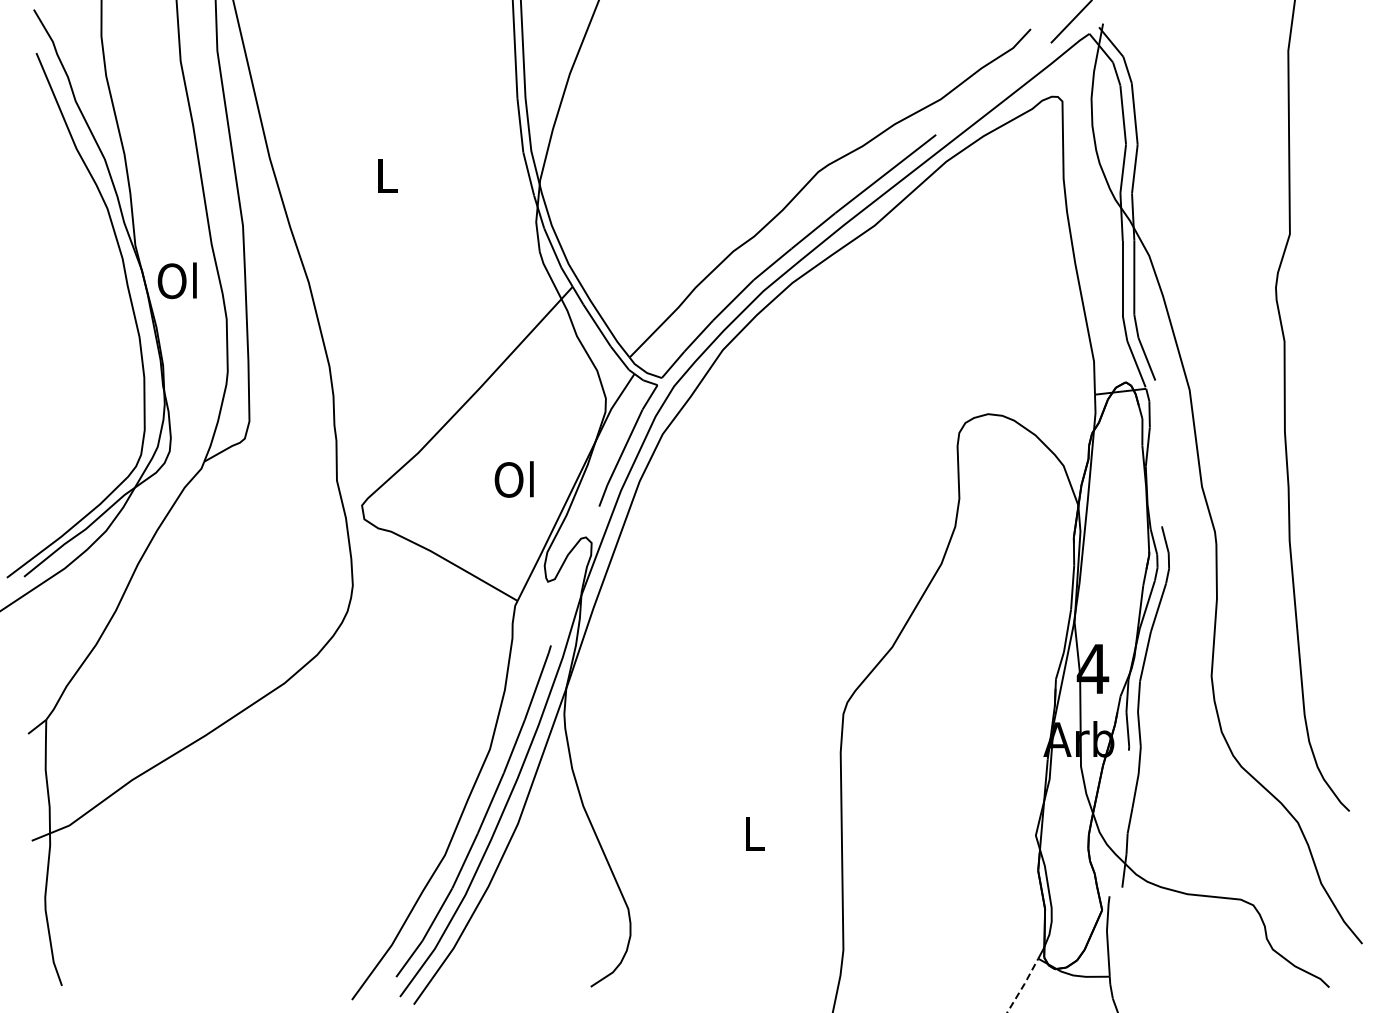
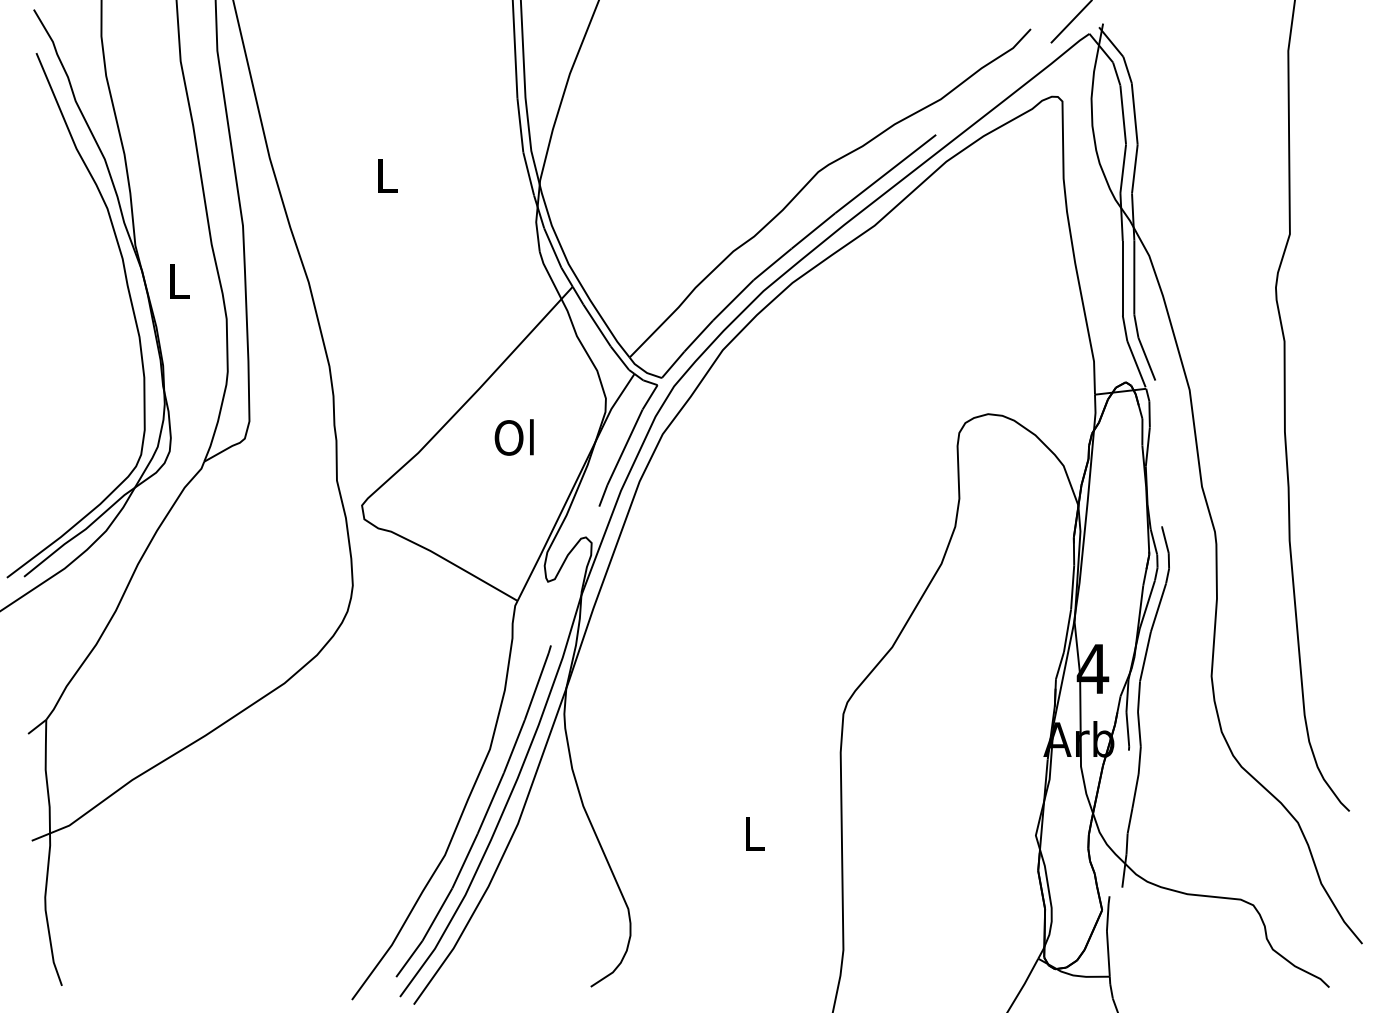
text: Ol -> L (176, 280)
text position: (513, 479) -> (513, 437) (513, 437)
line: dashed -> solid (1023, 985)
